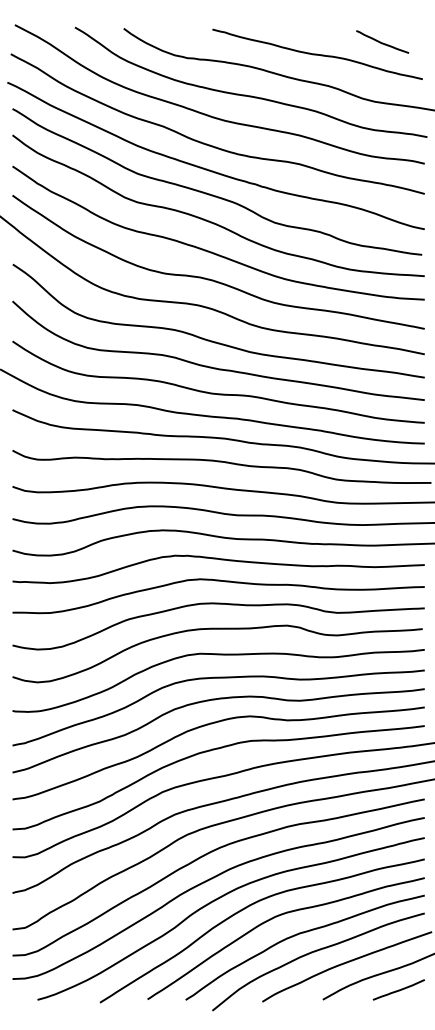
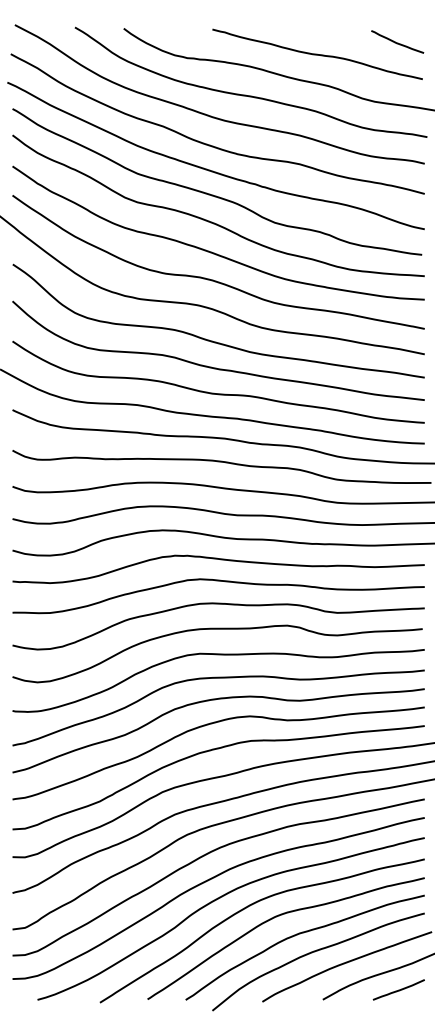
curve position: (382, 42) -> (397, 42) (397, 42)
